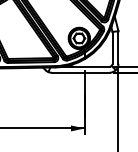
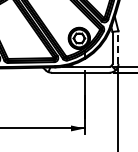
line: solid -> dashed (118, 48)
